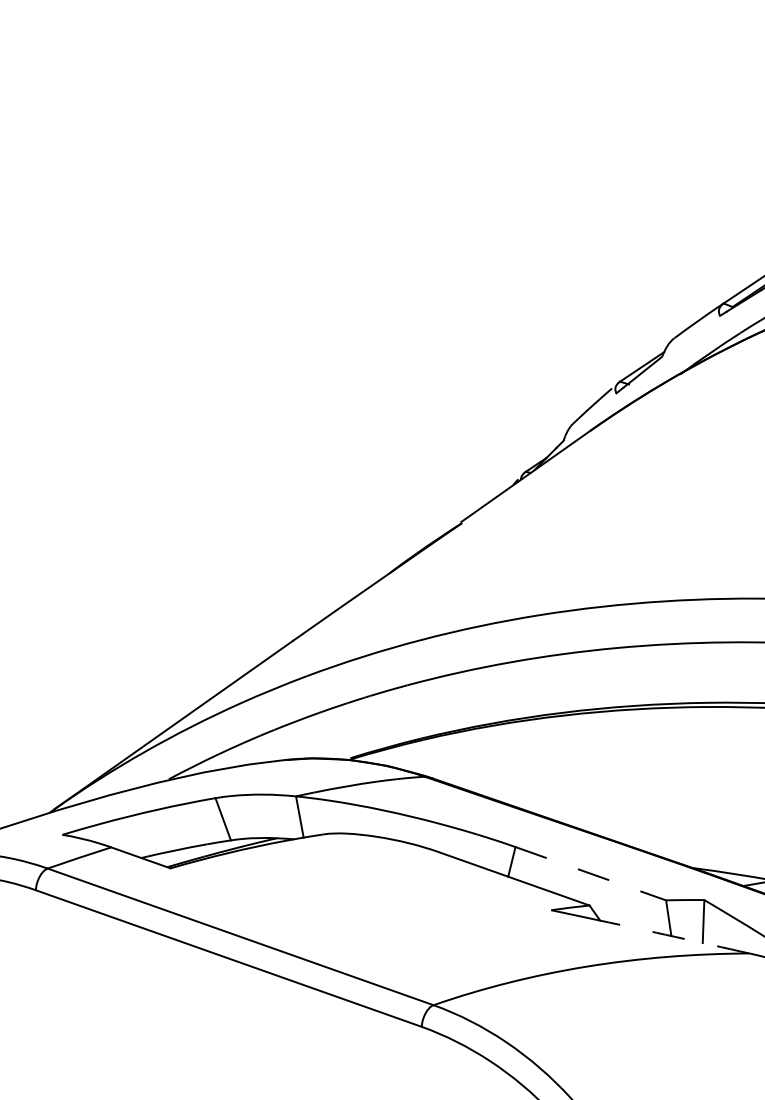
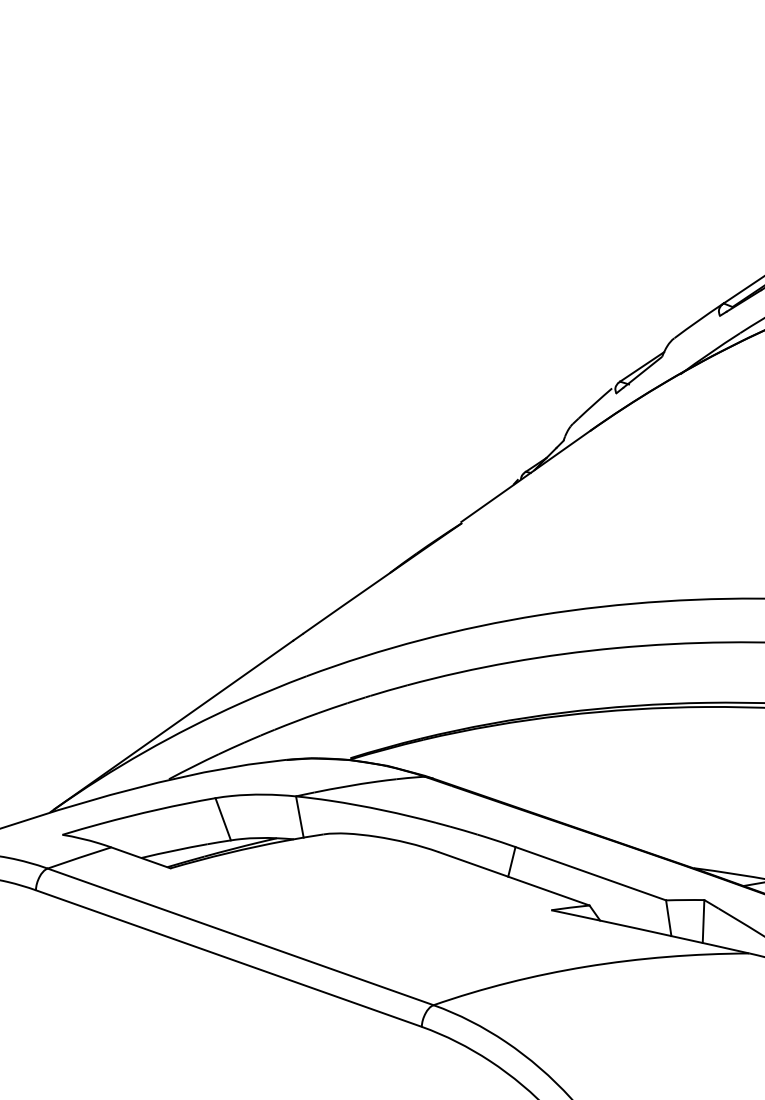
line: dashed -> solid (590, 873)
arc: dashed -> solid (674, 936)
